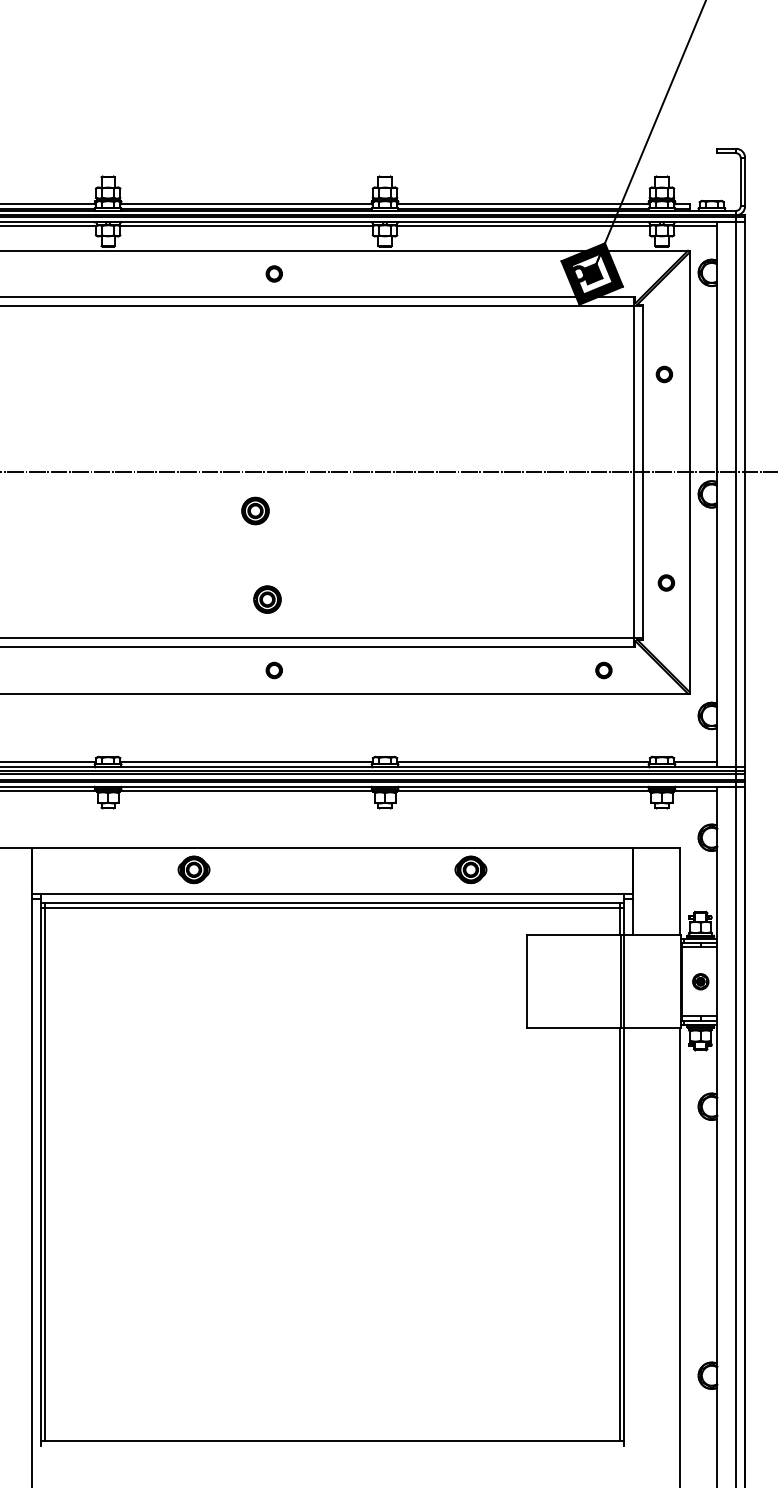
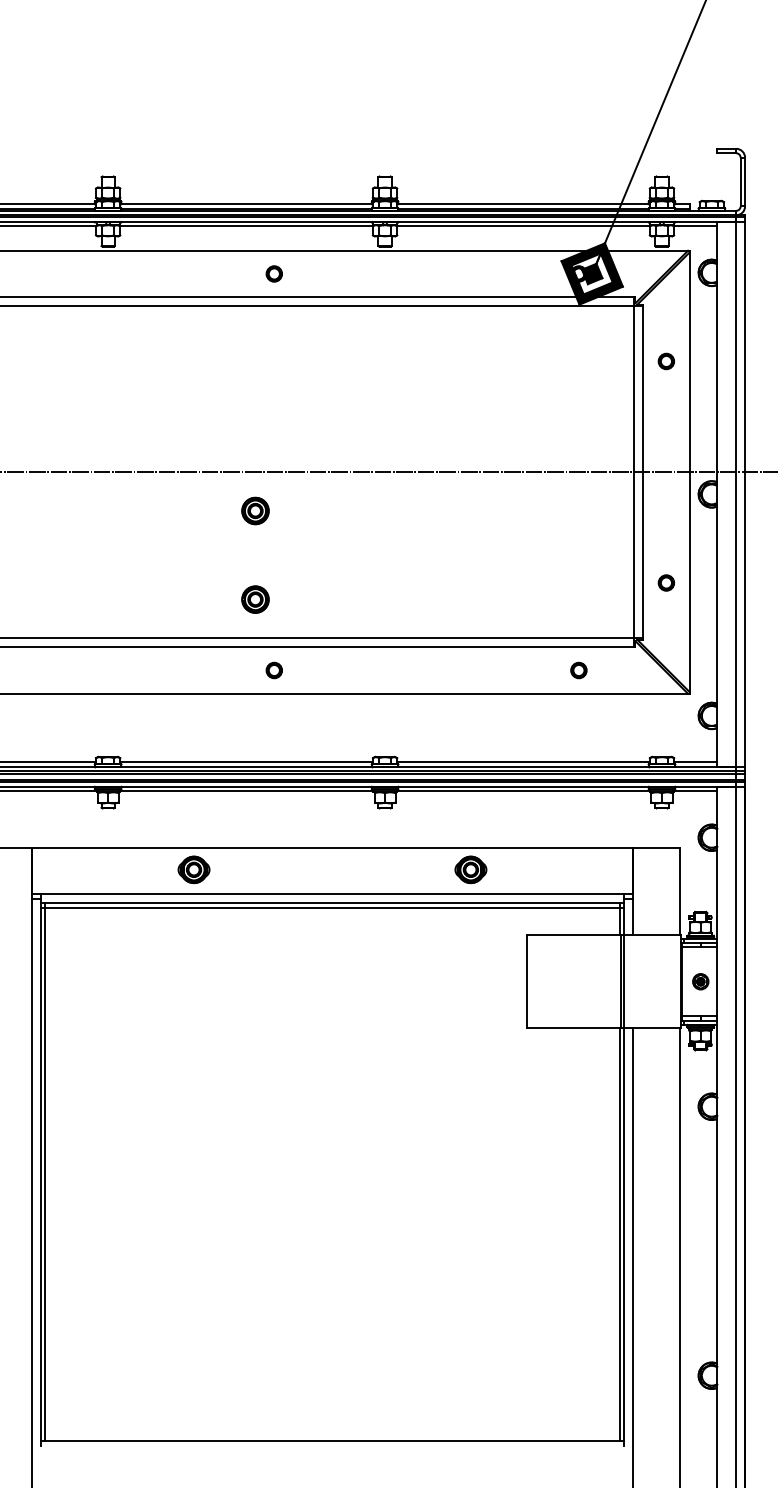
part position: (664, 374) -> (666, 361) (666, 361)
part position: (267, 599) -> (255, 599) (255, 599)
part position: (603, 670) -> (578, 670) (578, 670)
line: none -> present (633, 1256)
